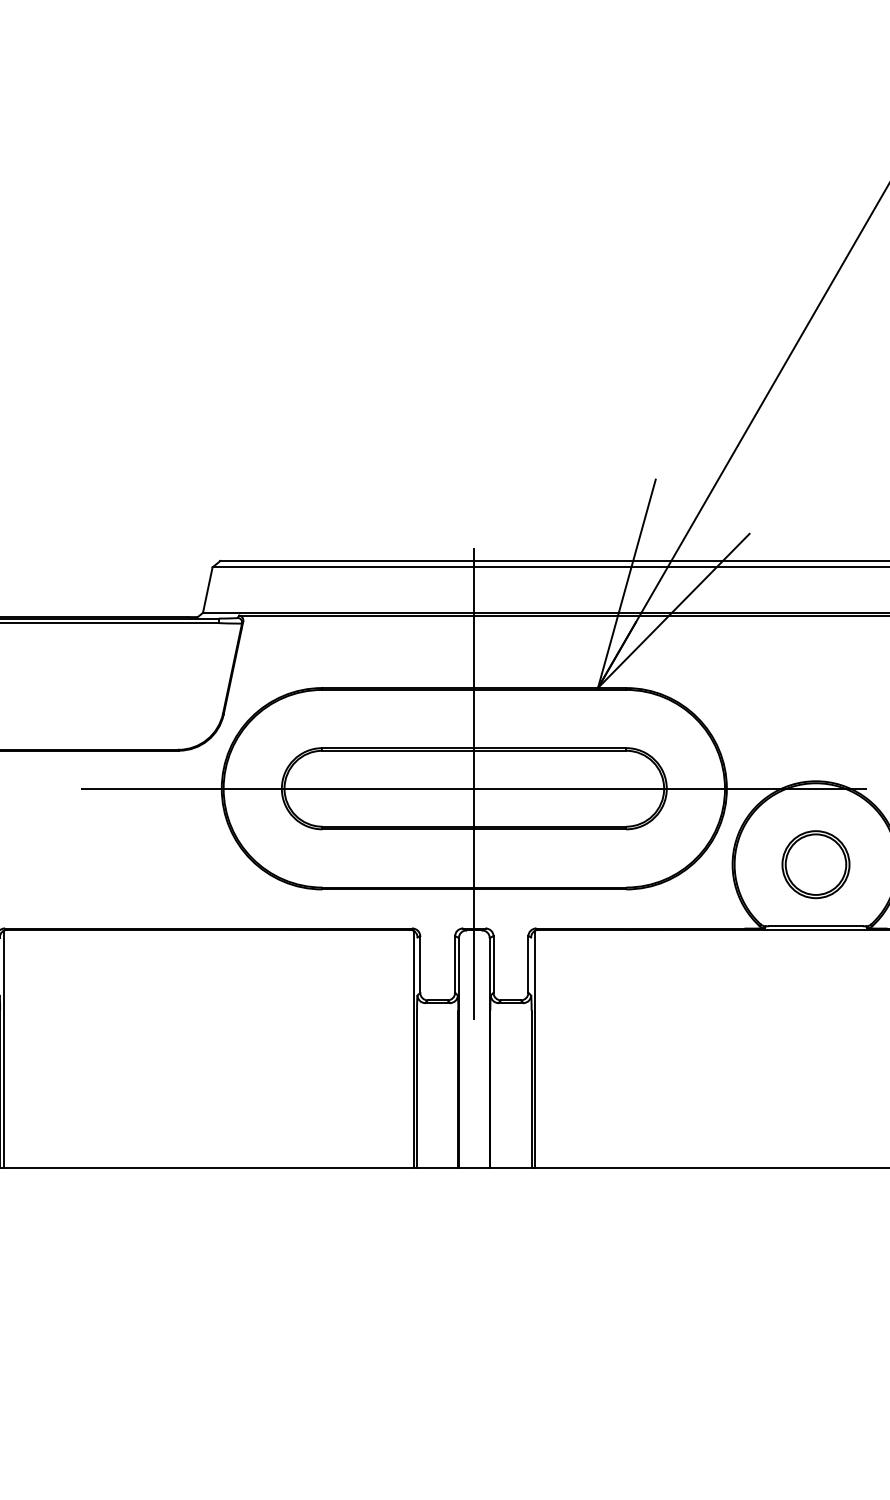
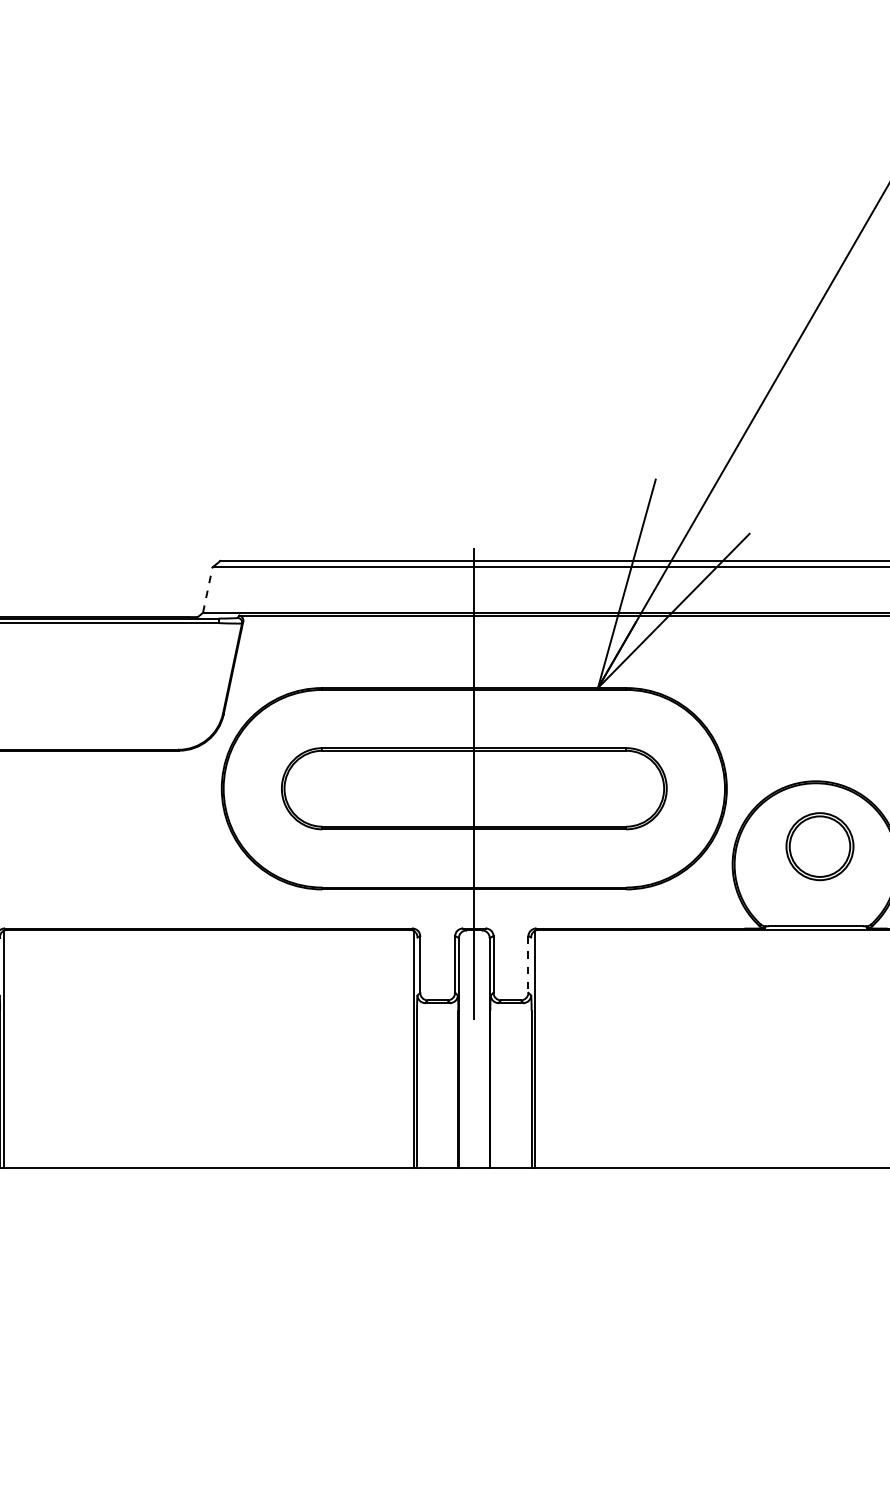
line: solid -> dashed (207, 589)
line: present -> none (474, 788)
part position: (815, 864) -> (819, 846) (819, 846)
line: solid -> dashed (528, 964)
